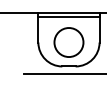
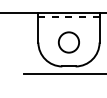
line: solid -> dashed (68, 17)
circle size: 32x31 px -> 22x23 px (68, 42)
